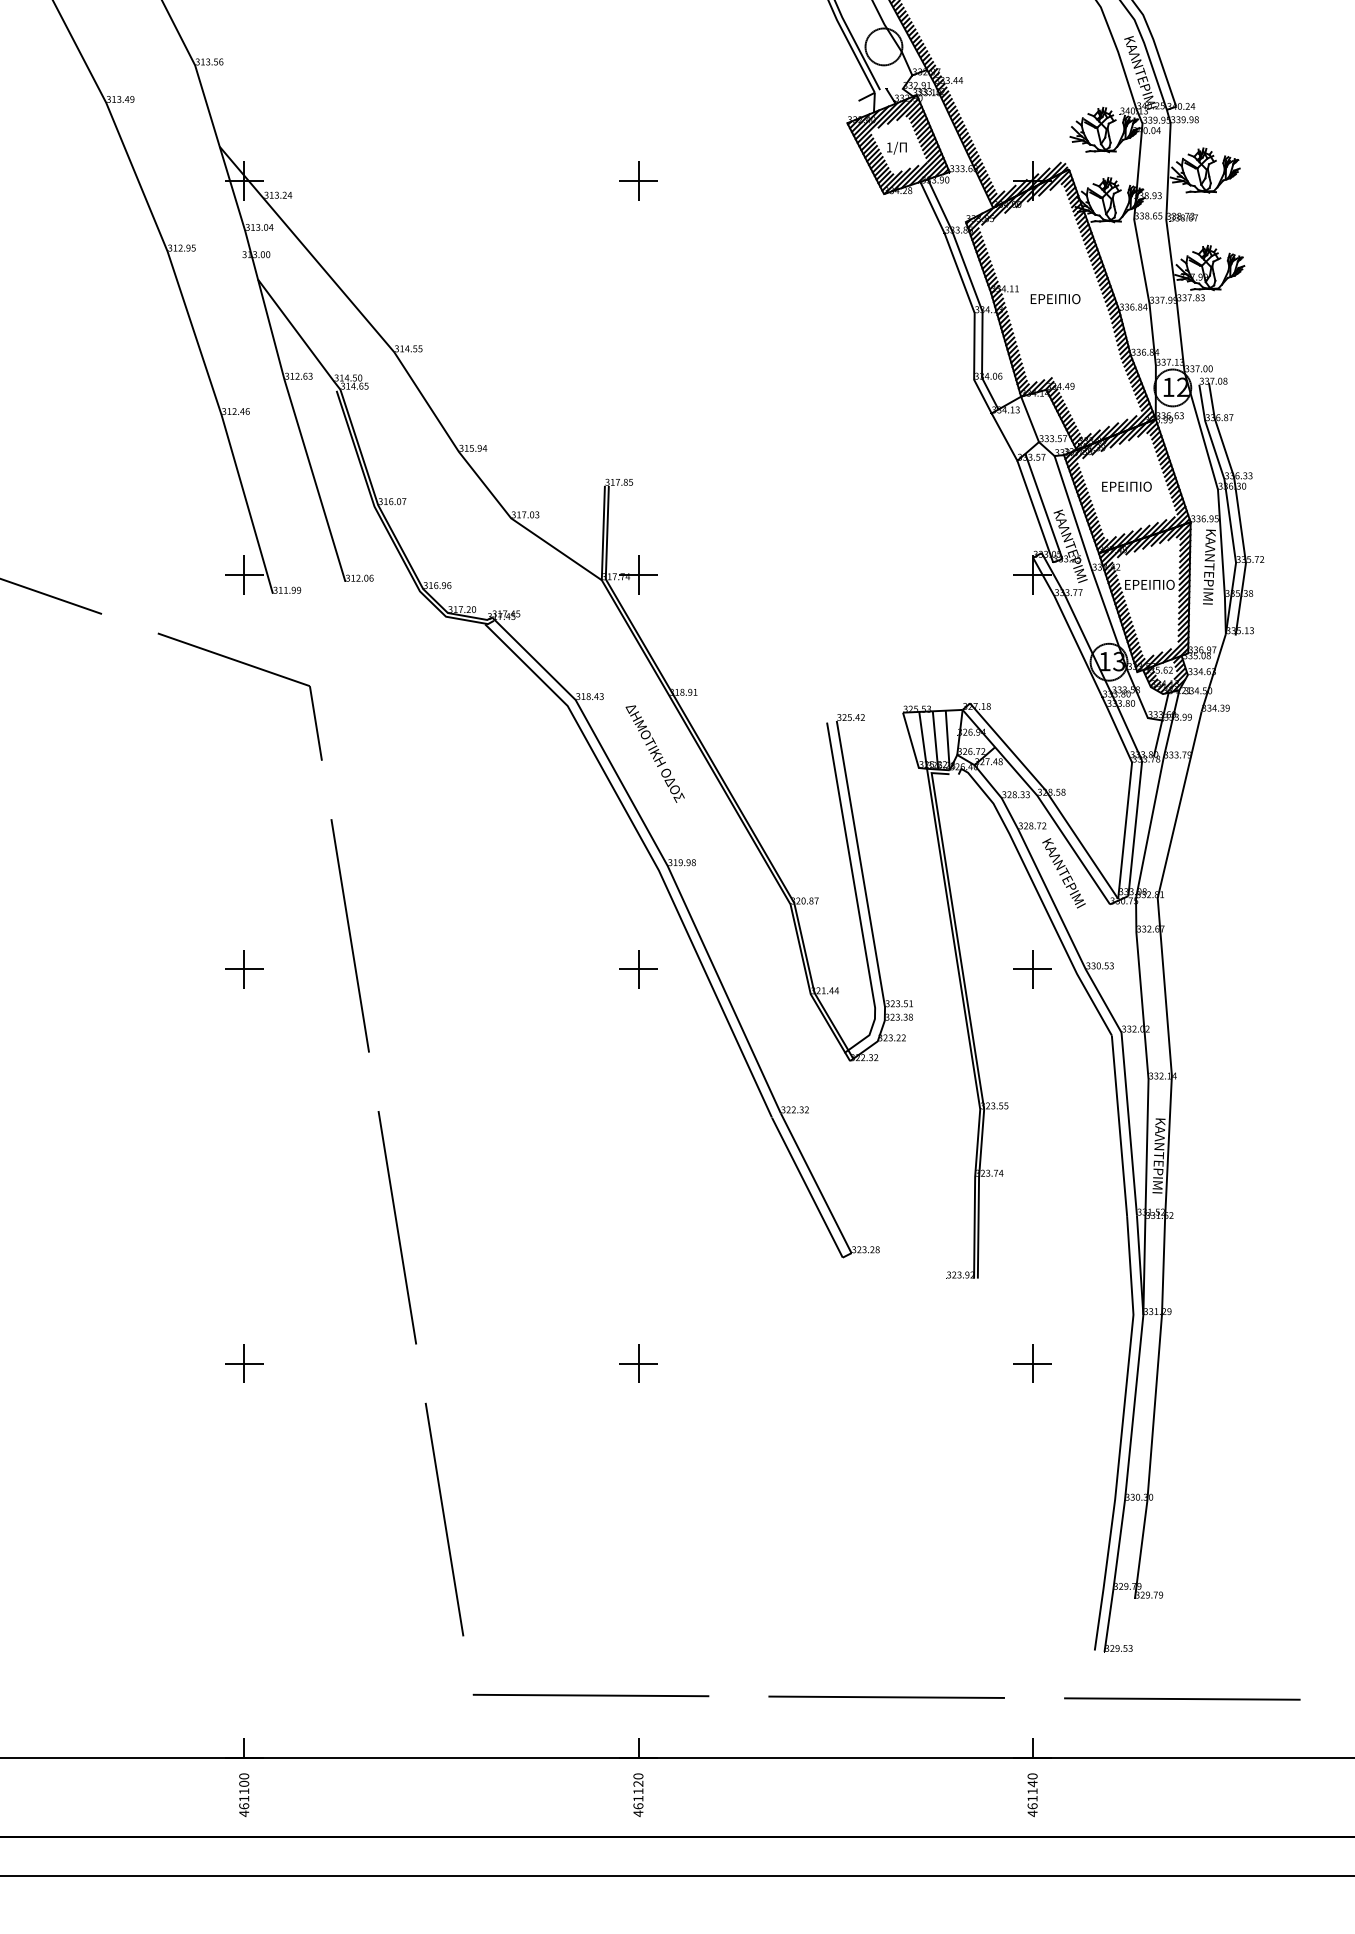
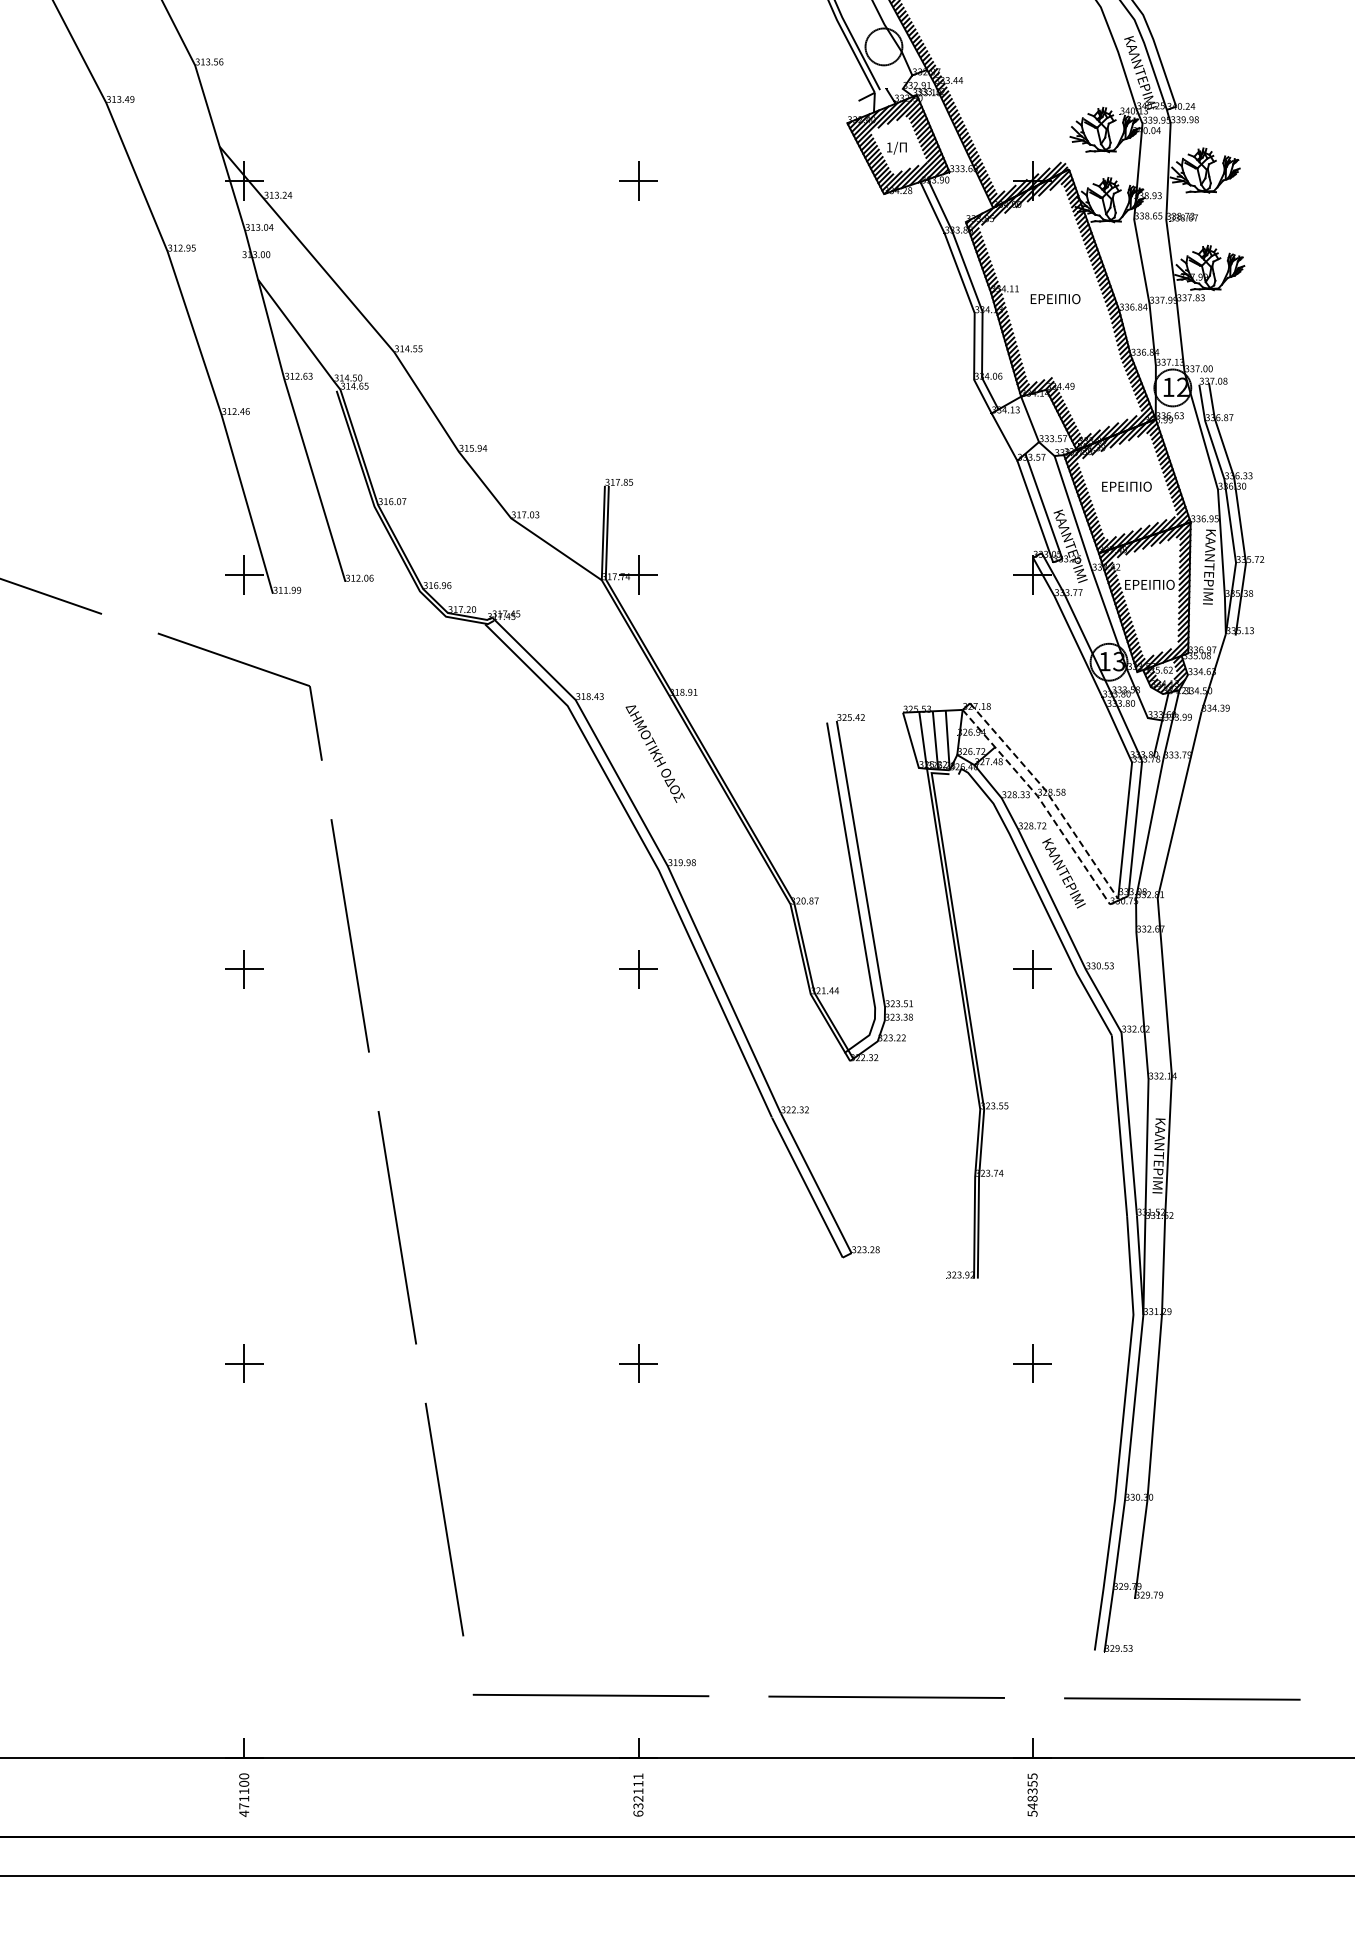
line: solid -> dashed (1049, 796)
line: solid -> dashed (1041, 802)
text: 461120 -> 632111 (638, 1795)
text: 461140 -> 548355 (1032, 1795)
text: 461100 -> 471100 (244, 1806)
